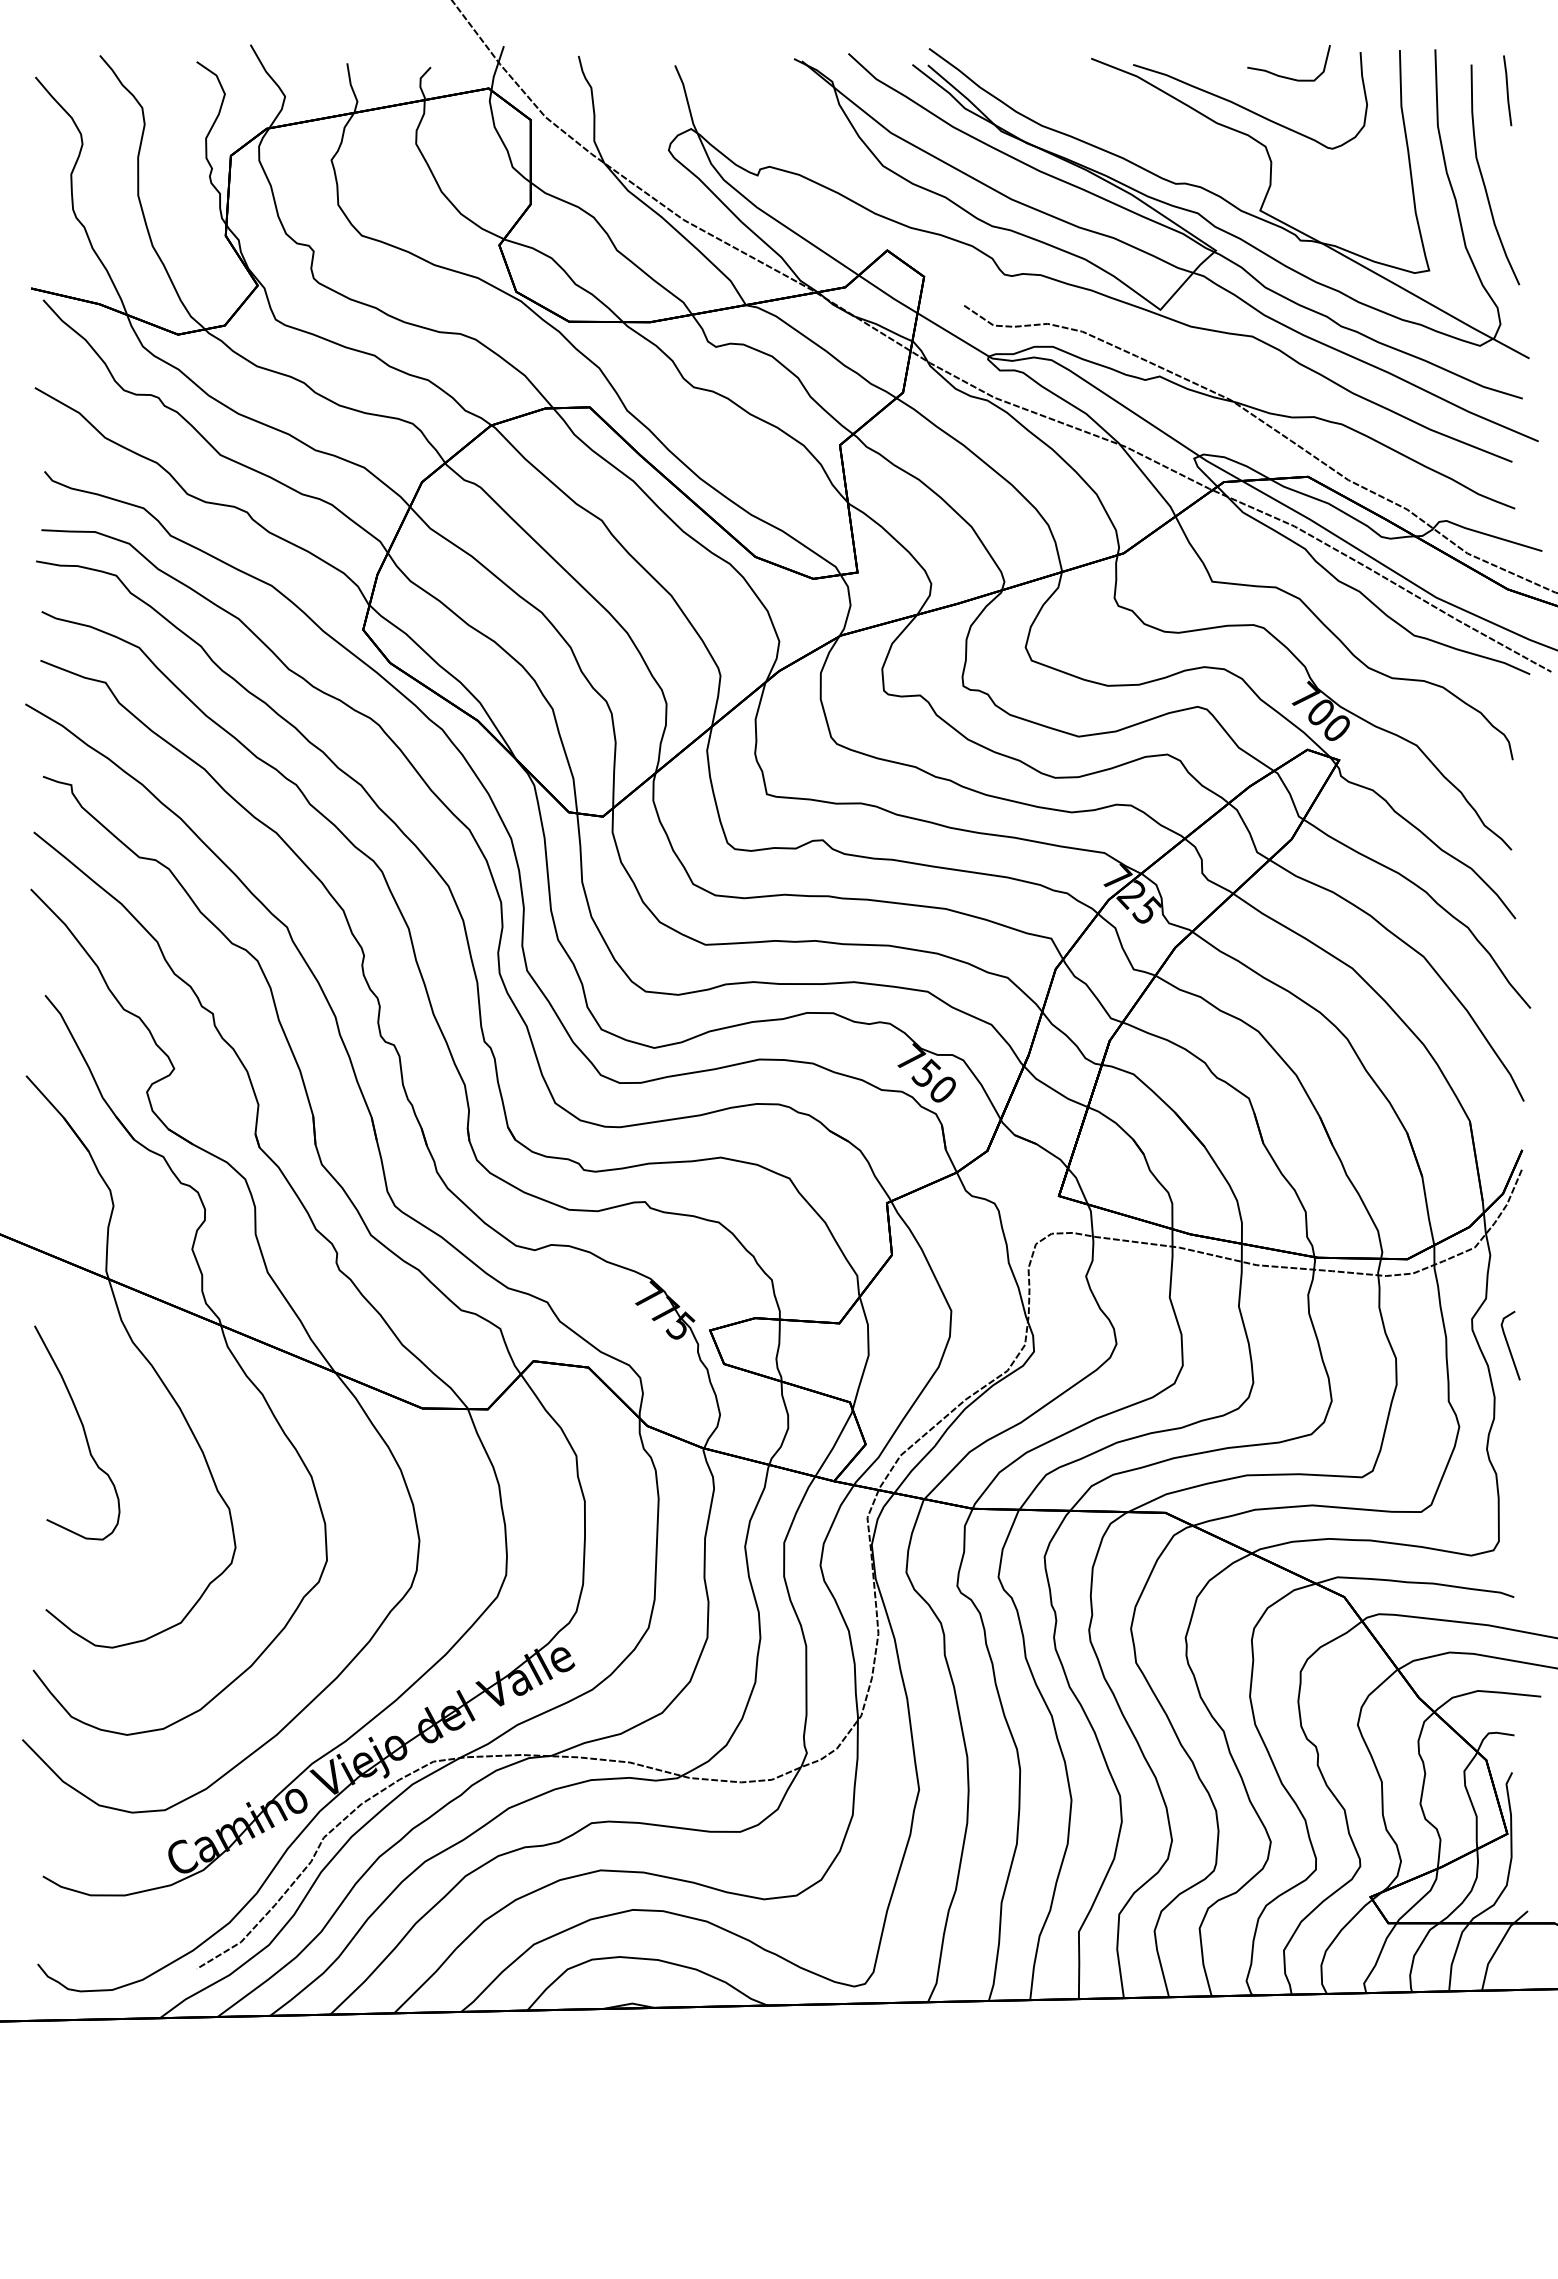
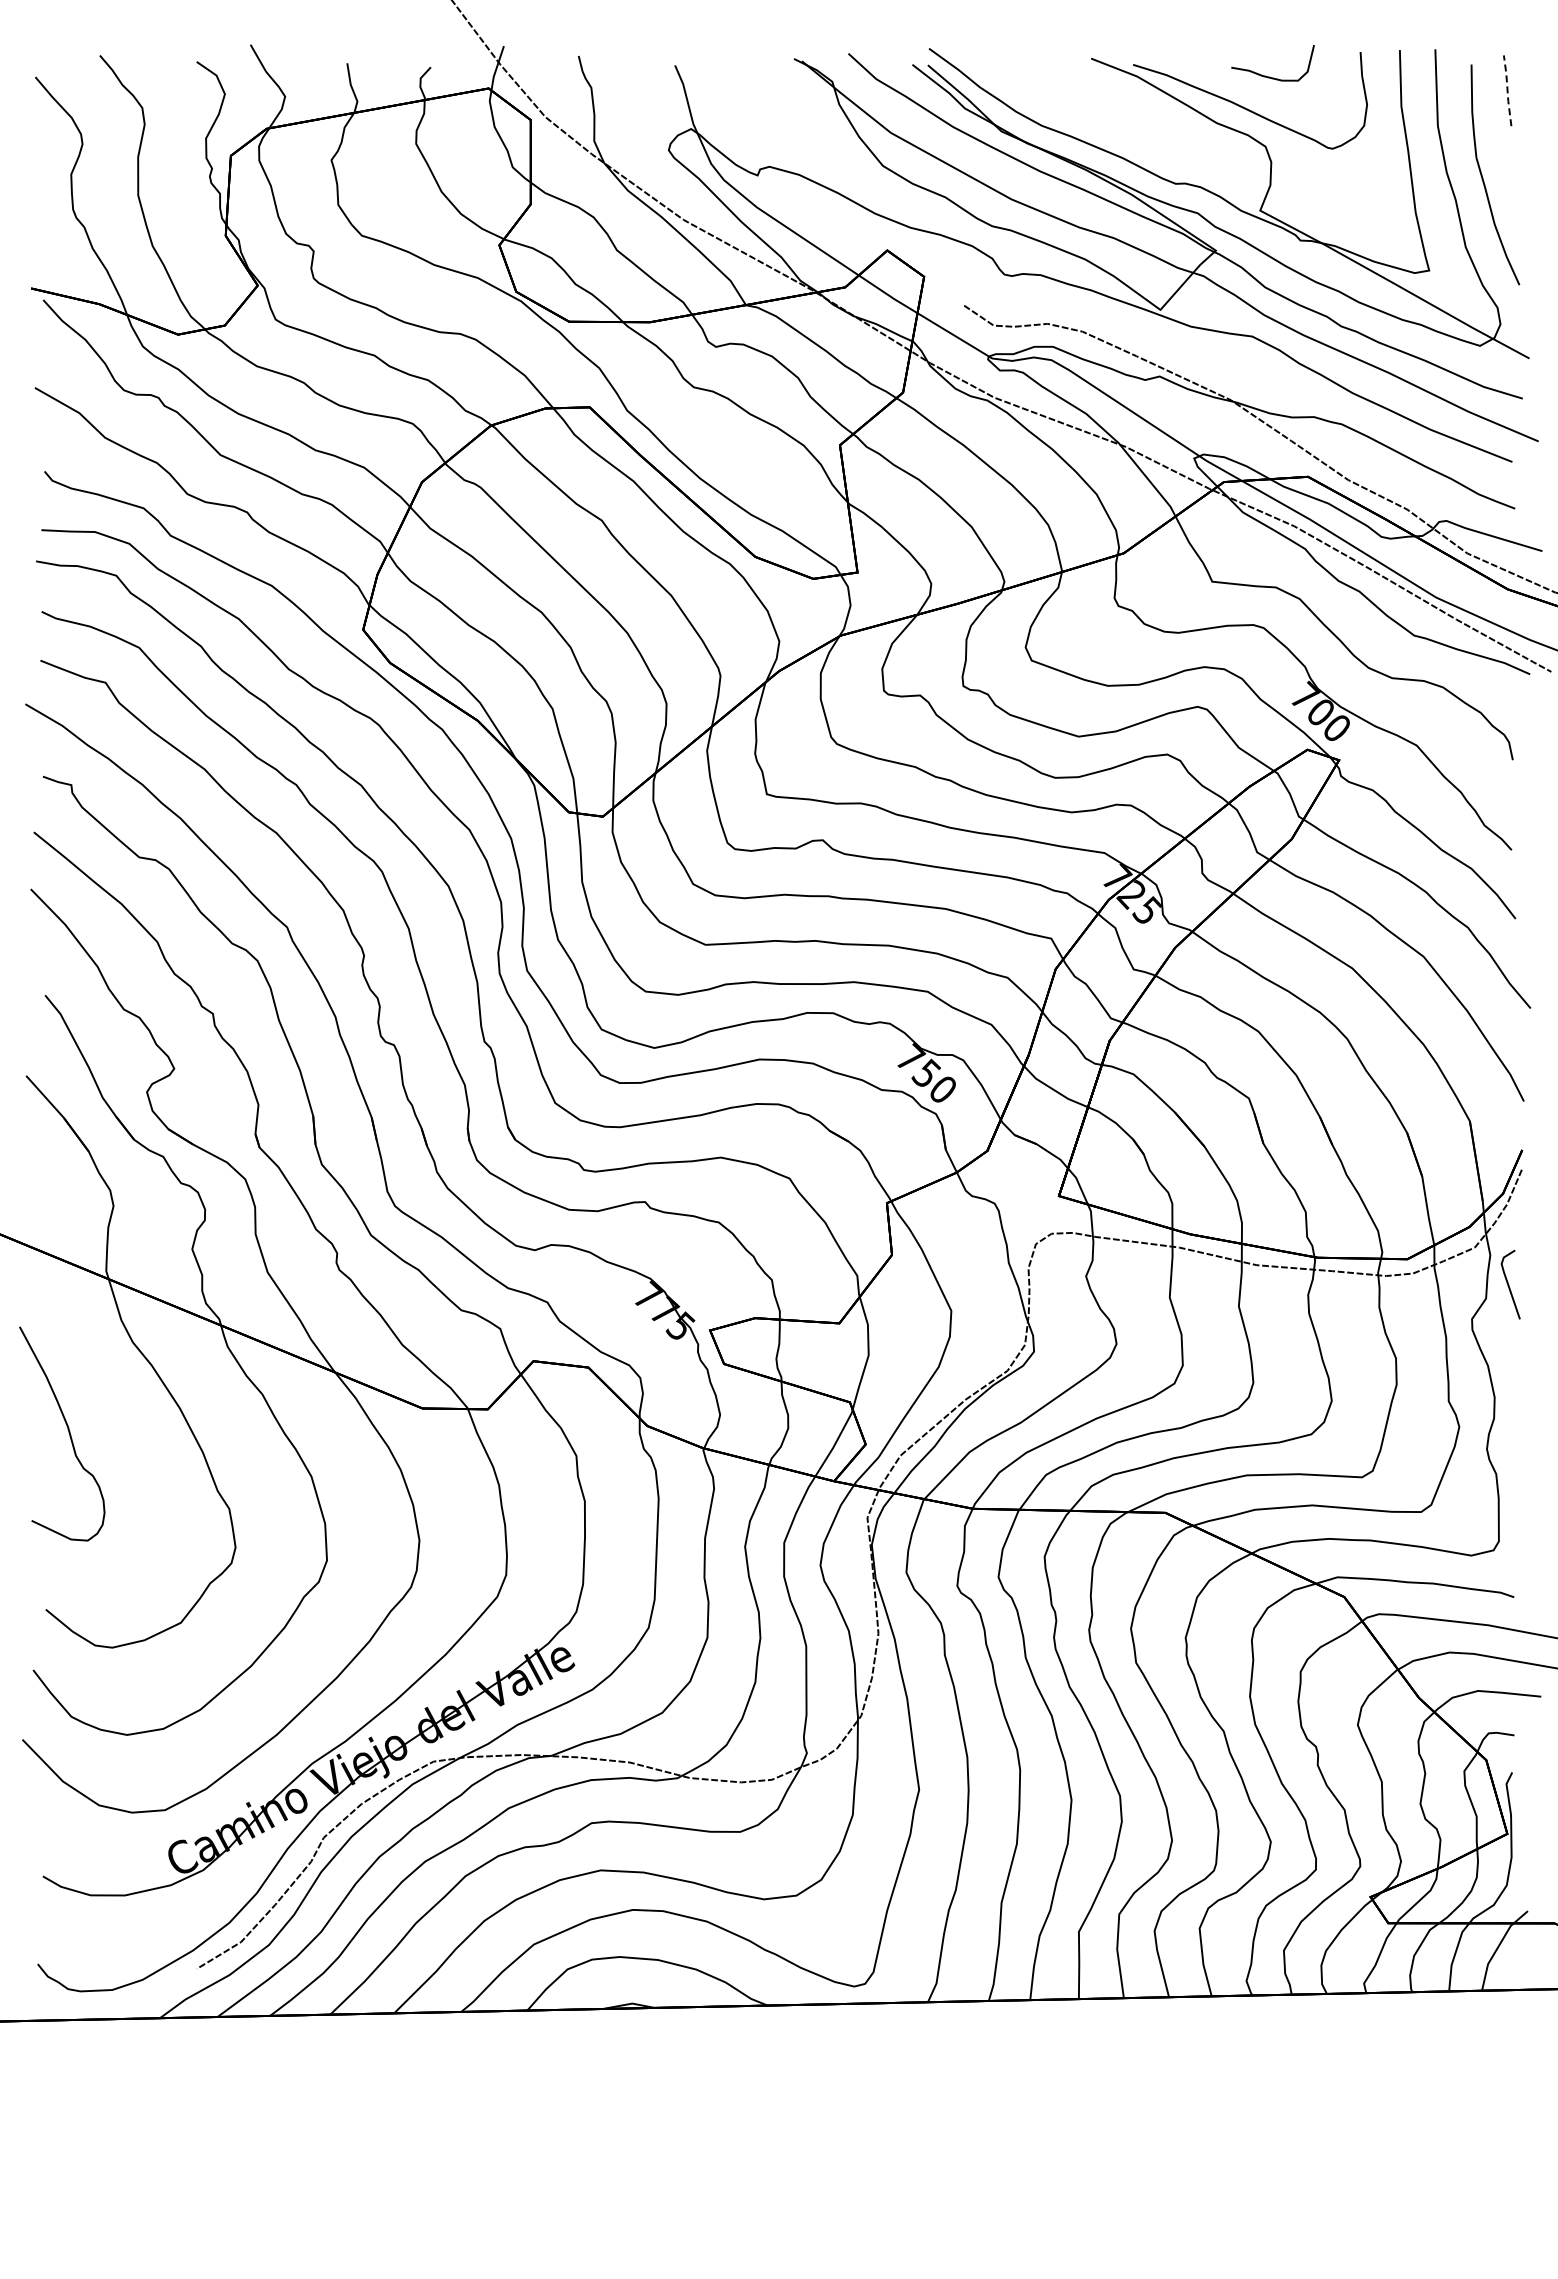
curve position: (1286, 76) -> (1270, 76) (1270, 76)
line: solid -> dashed (1507, 90)
line position: (1509, 1345) -> (1509, 1284) (1509, 1284)
curve position: (83, 1432) -> (68, 1433) (68, 1433)
